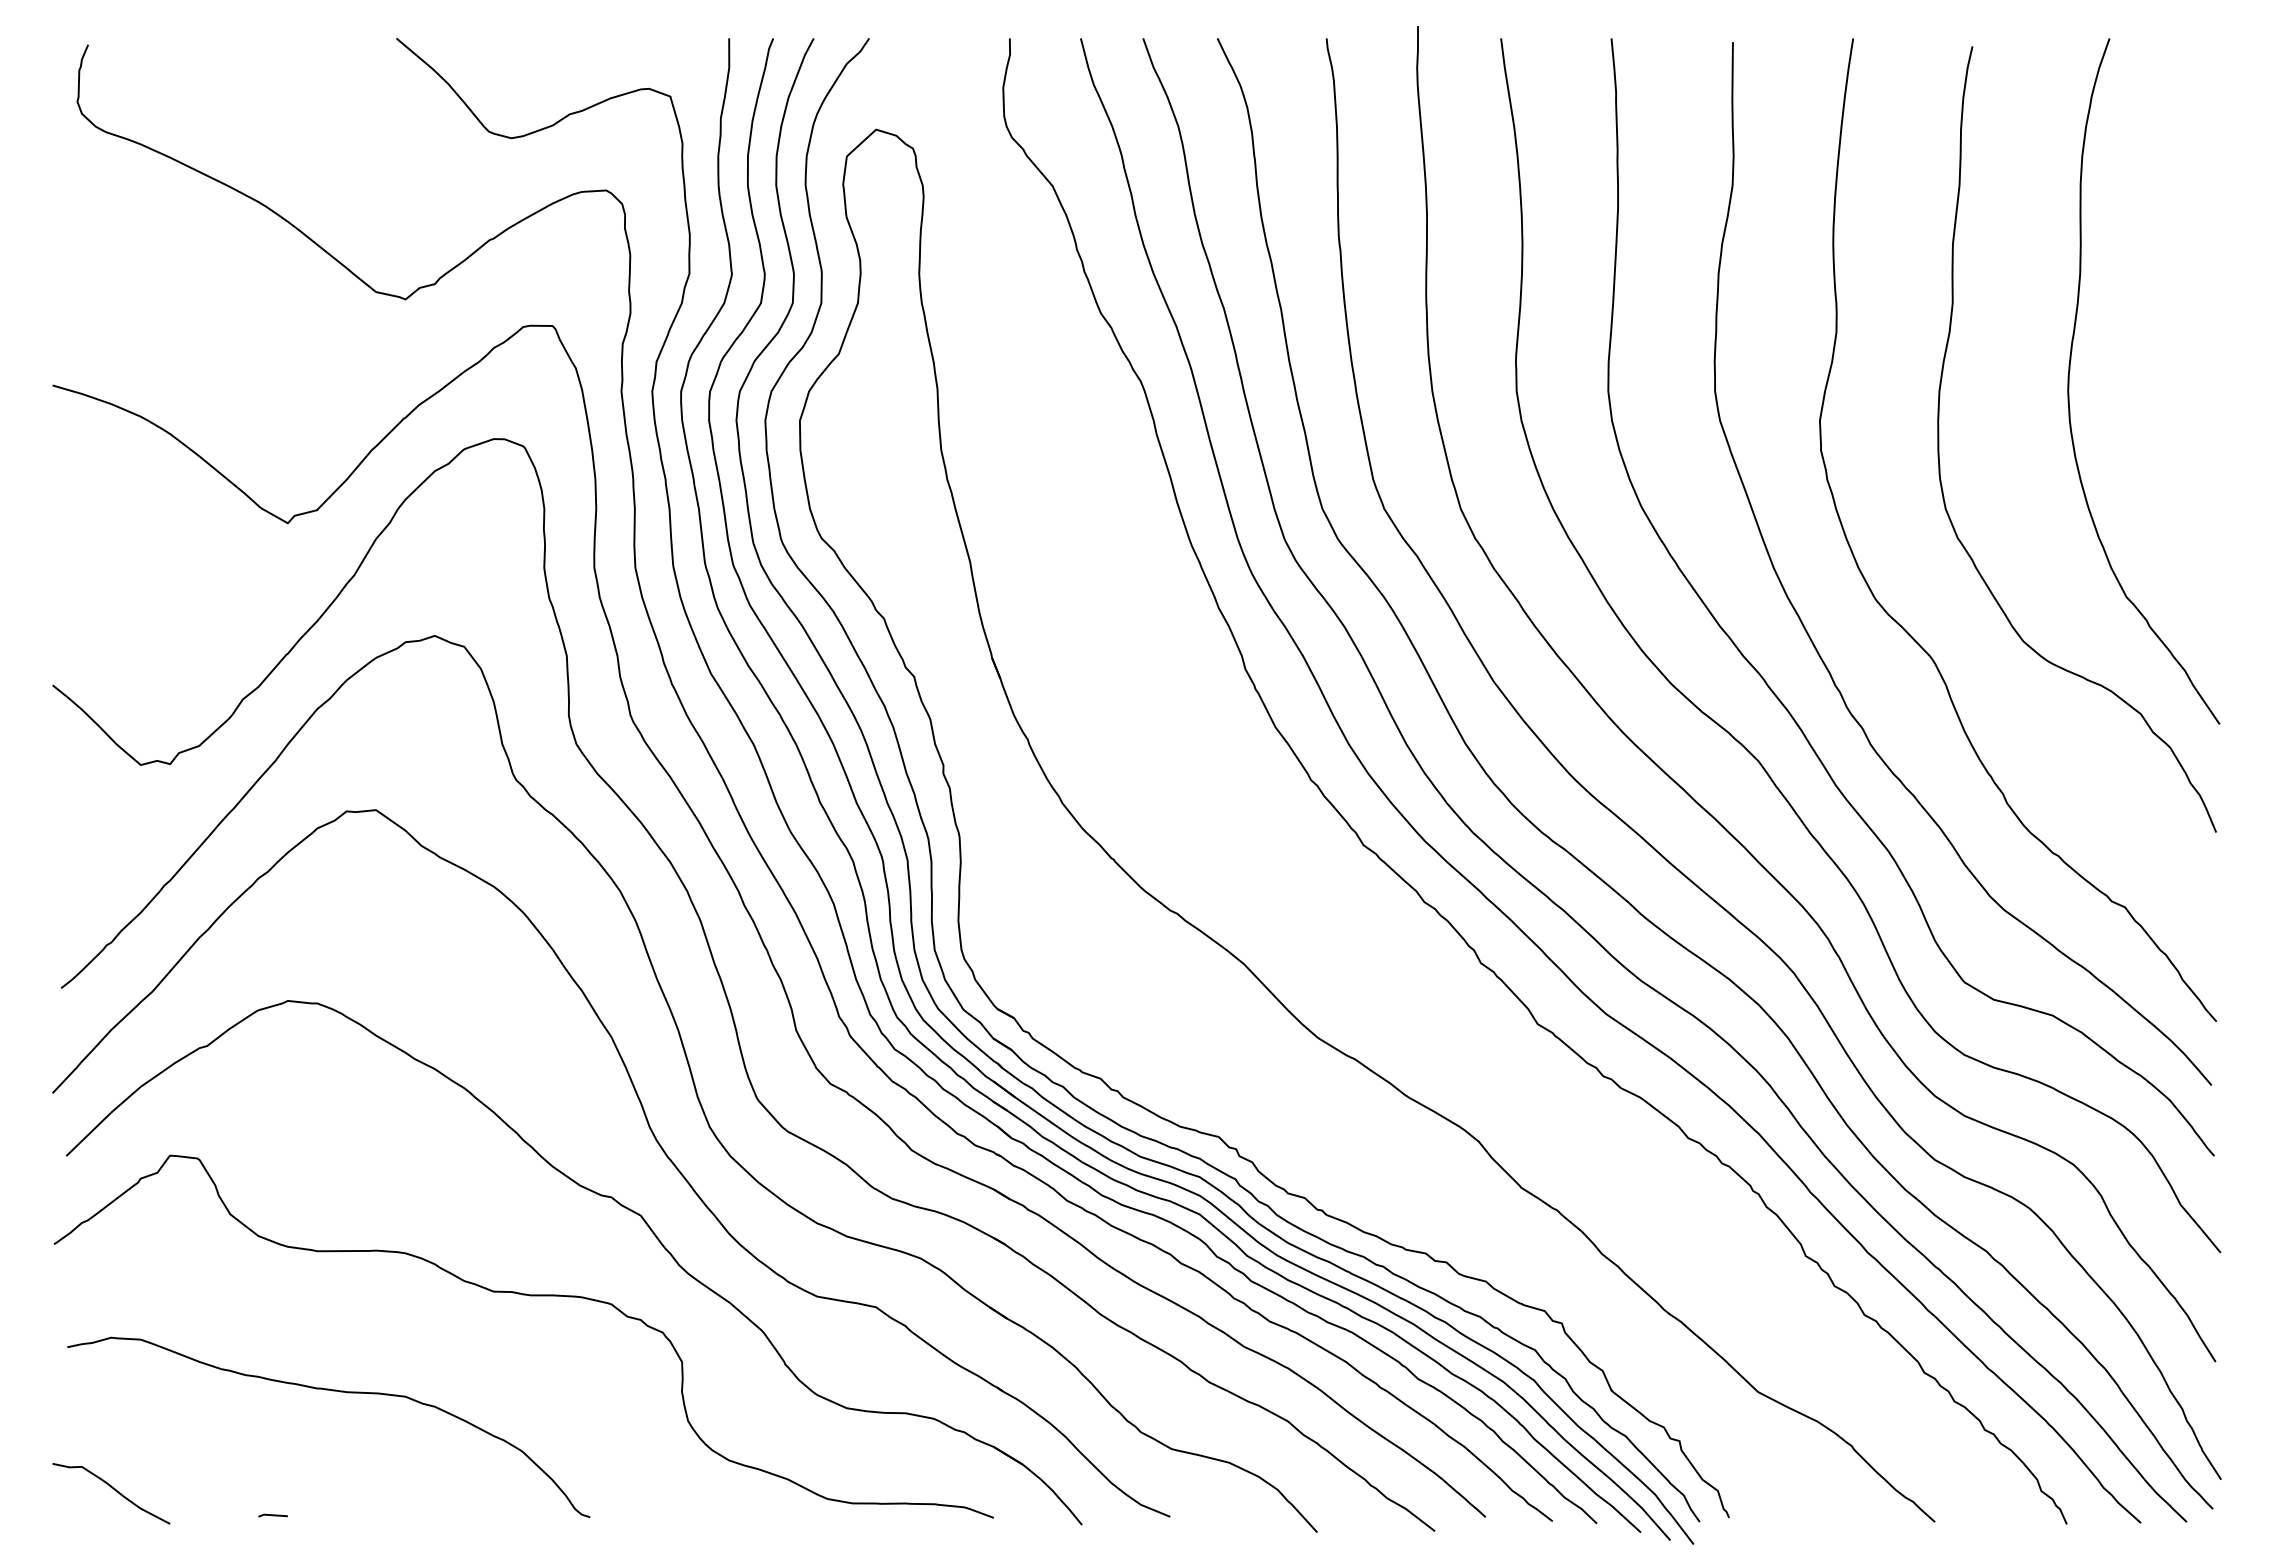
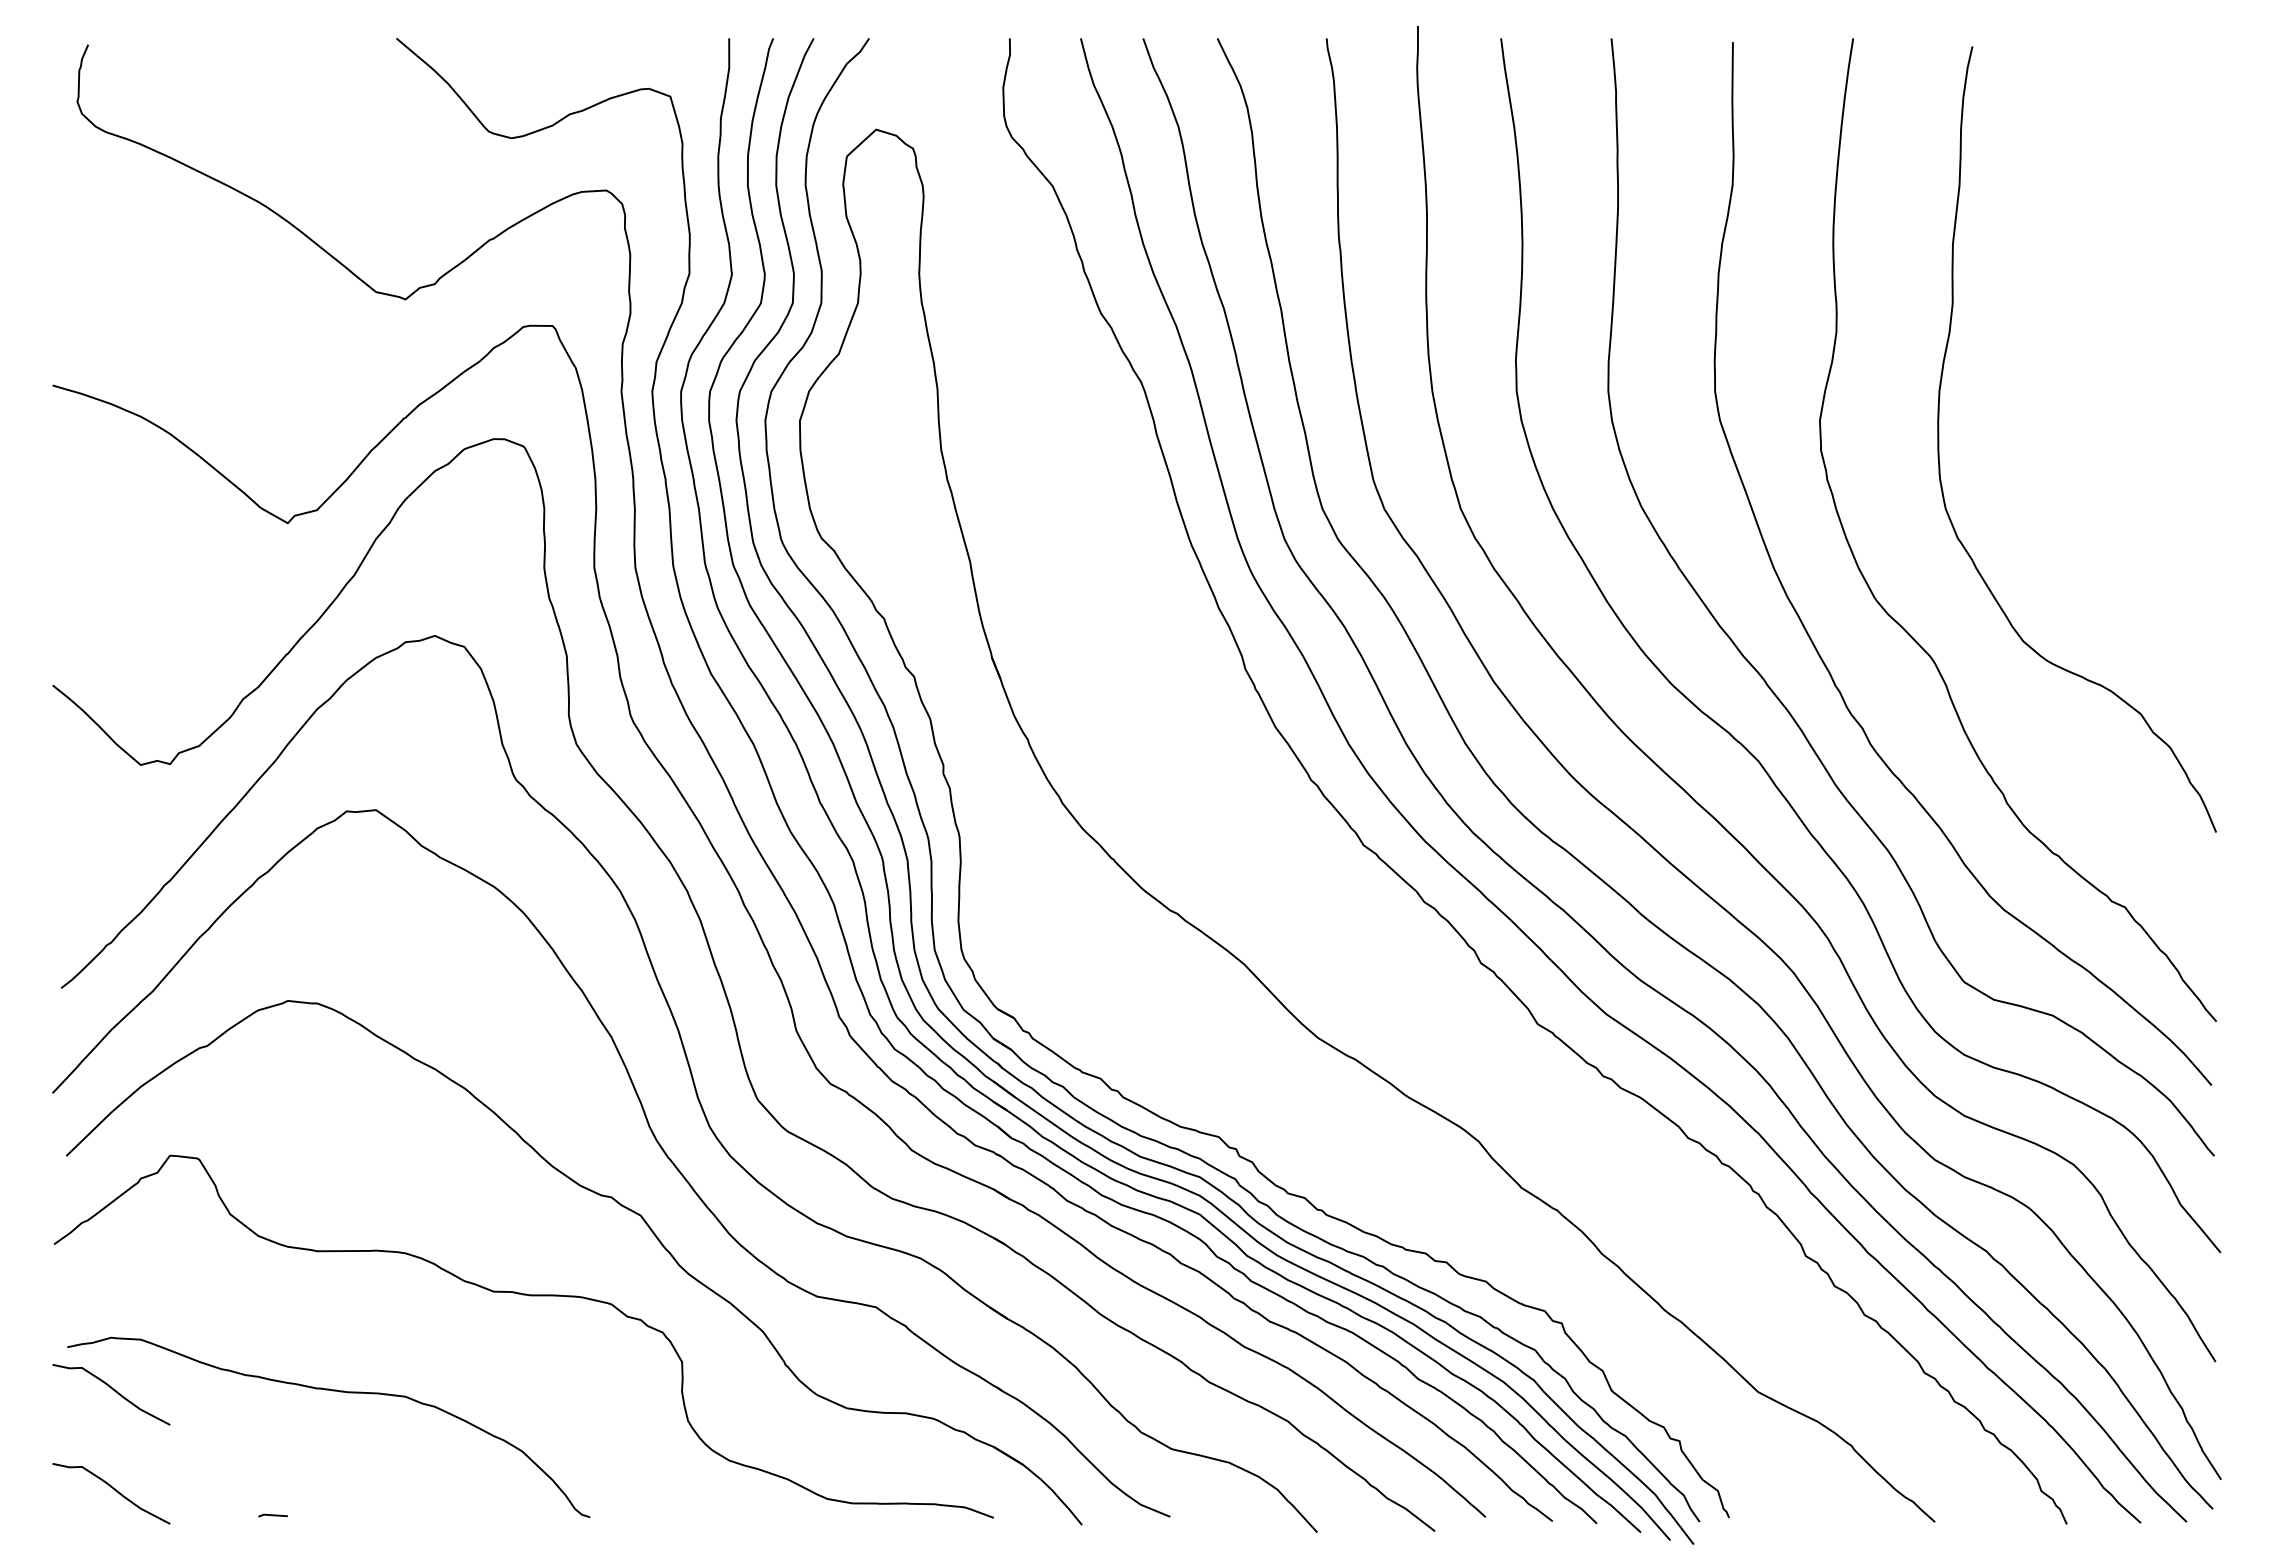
curve: present -> none (2070, 370)
curve: none -> present (114, 1391)
